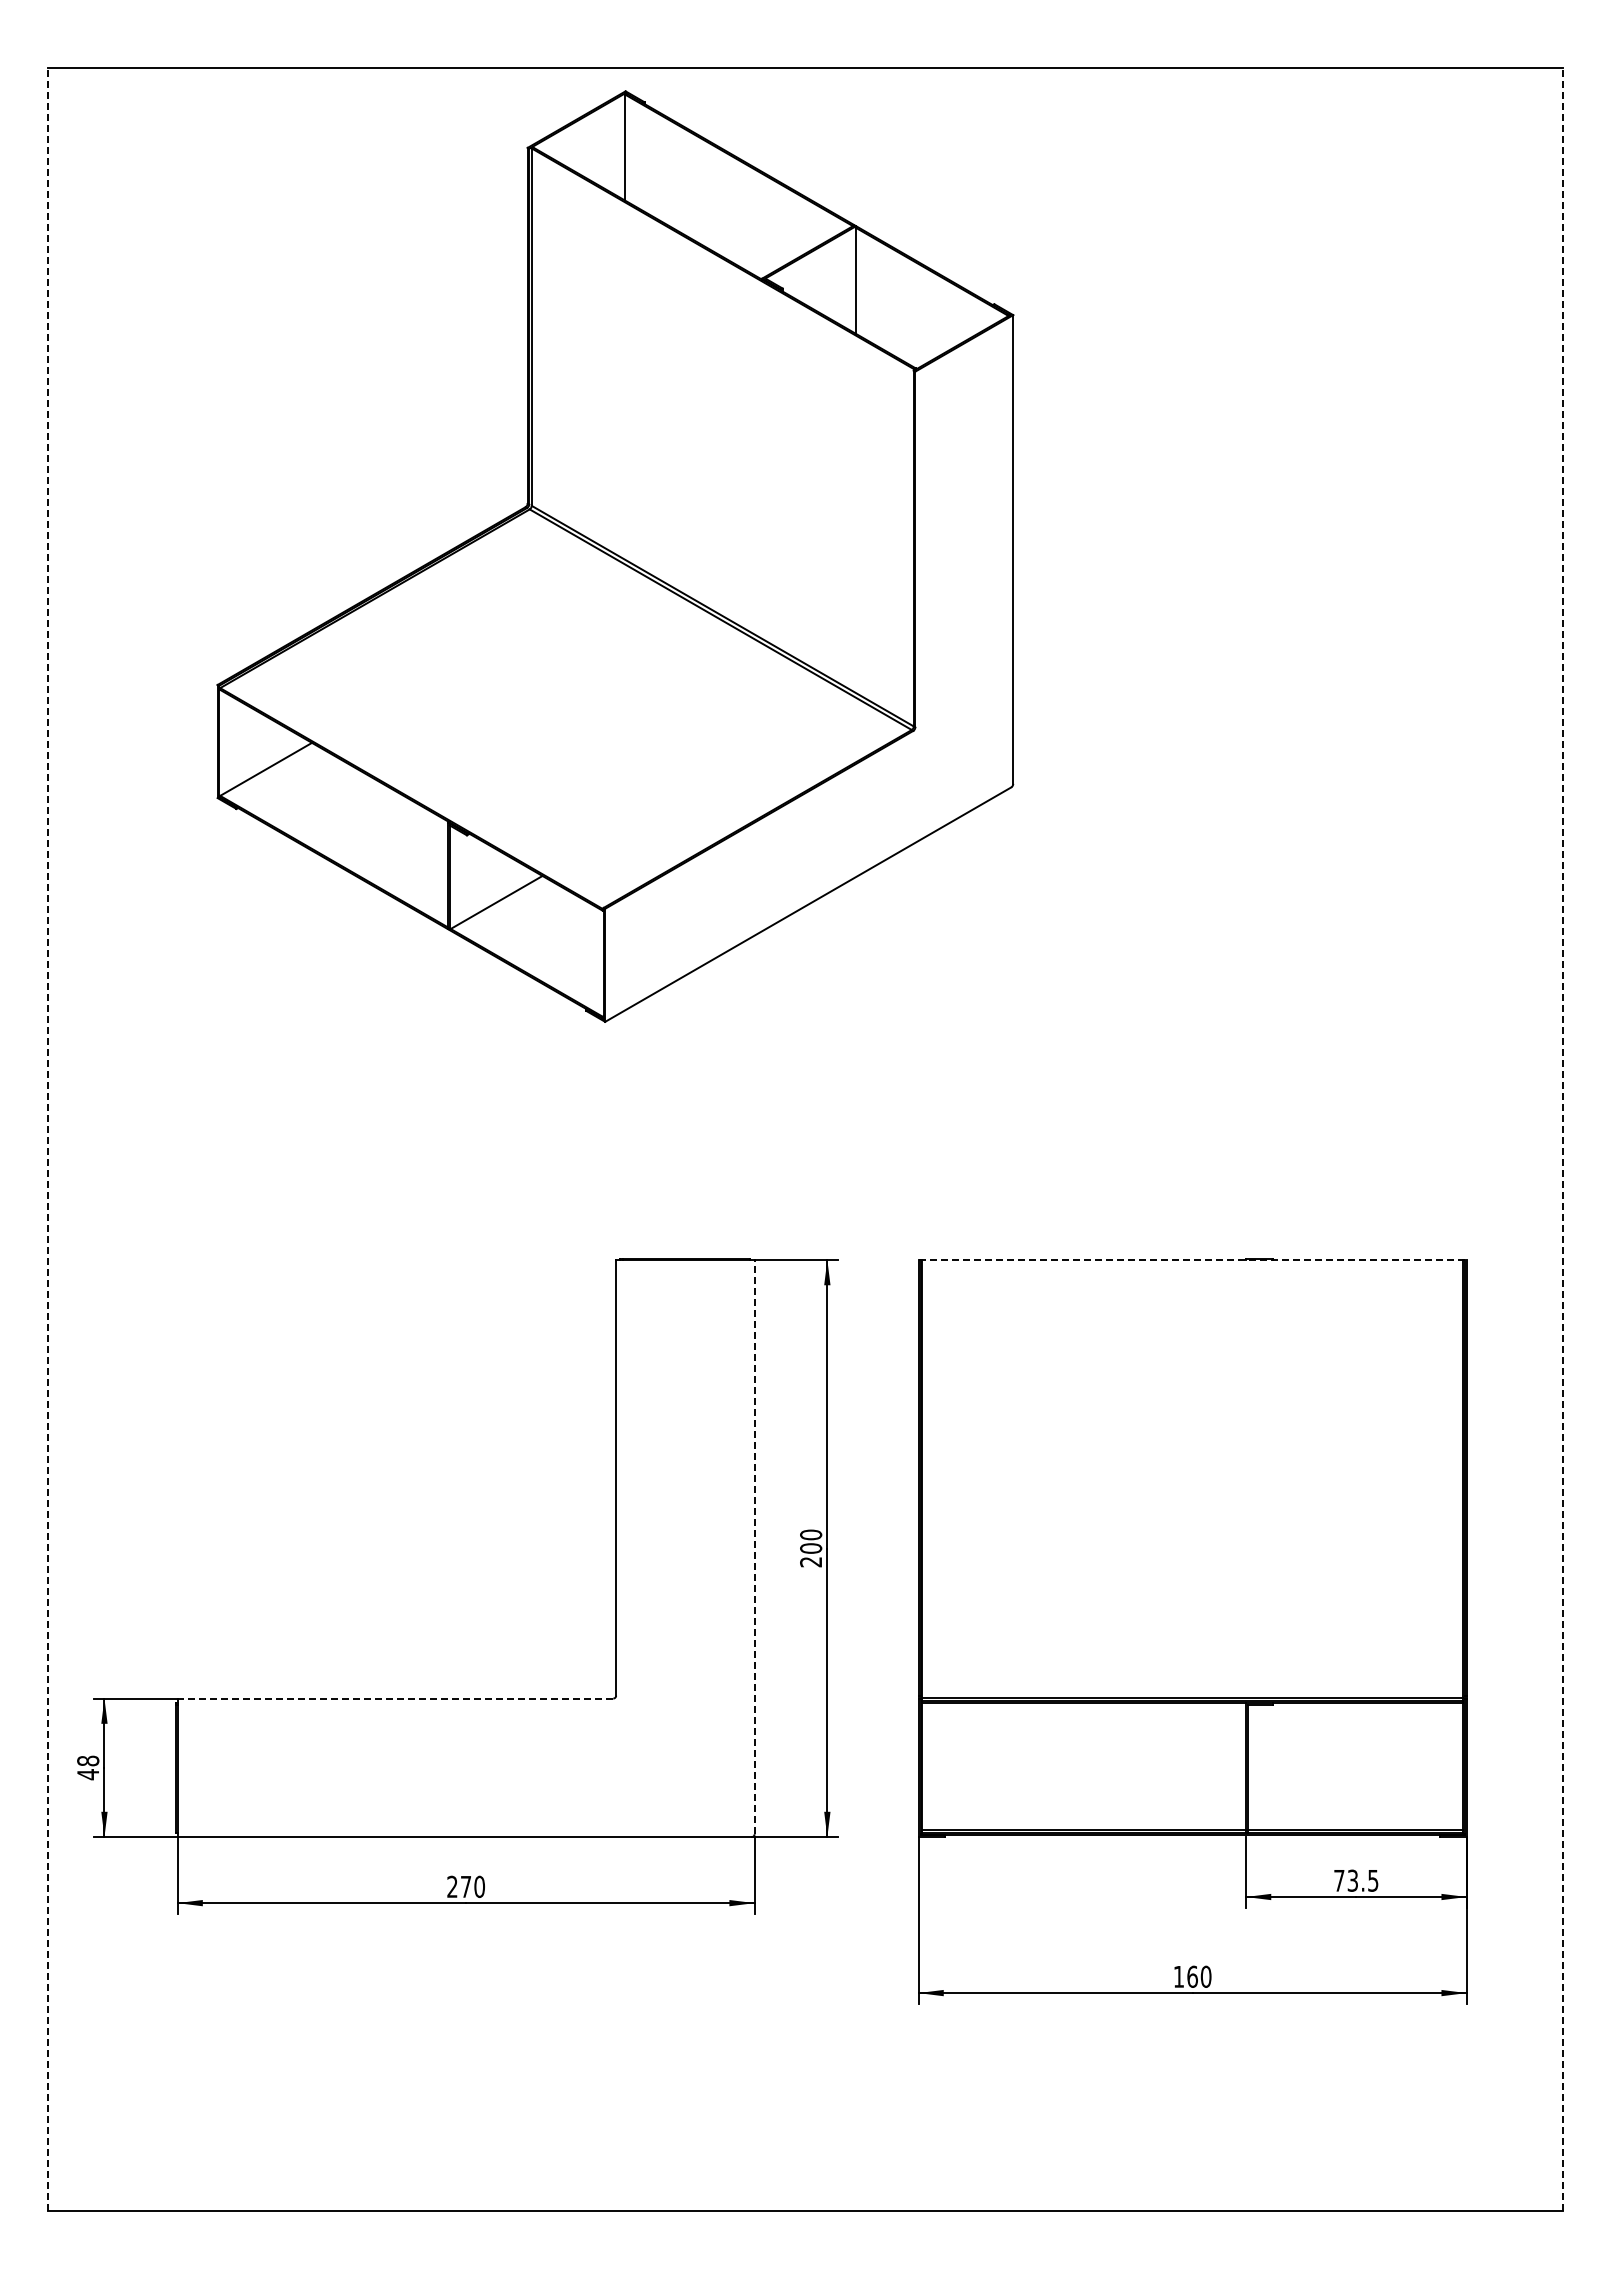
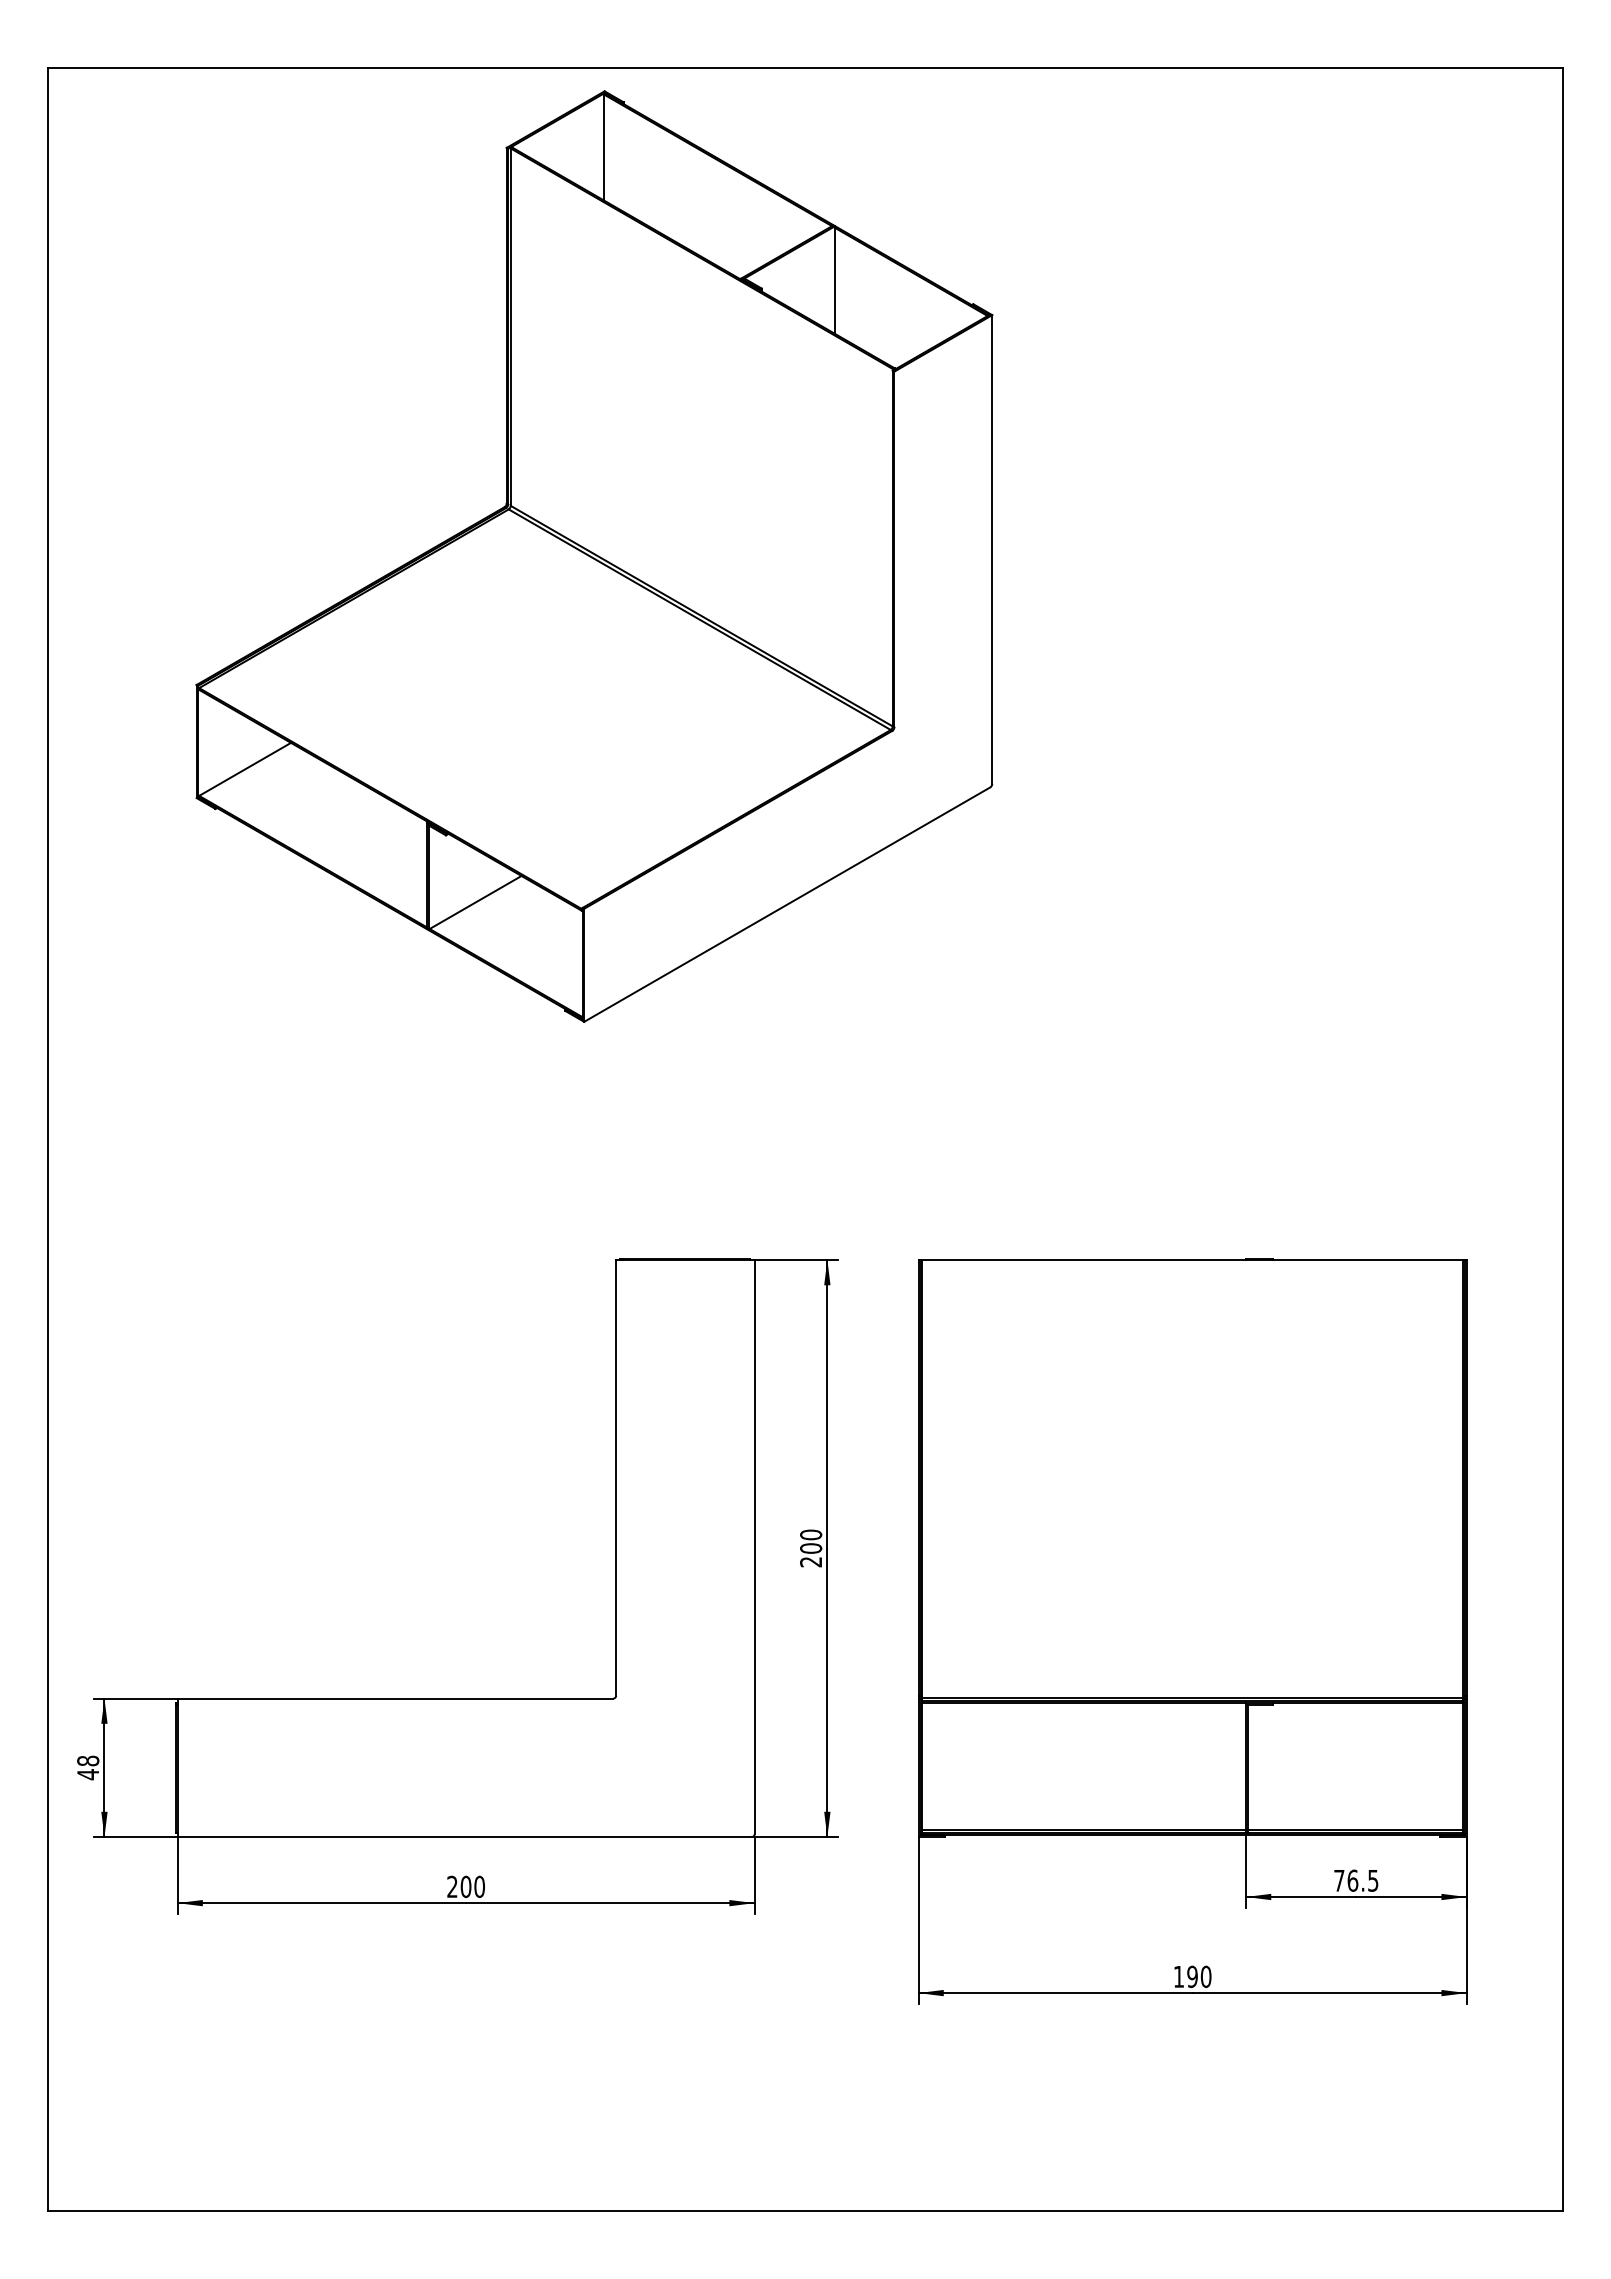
part position: (615, 556) -> (594, 556) (594, 556)
line: dashed -> solid (48, 1139)
line: dashed -> solid (1562, 1139)
line: dashed -> solid (1193, 1260)
line: dashed -> solid (754, 1546)
line: dashed -> solid (395, 1698)
text: 73.5 -> 76.5 (1352, 1880)
text: 270 -> 200 (465, 1886)
text: 160 -> 190 (1192, 1976)
